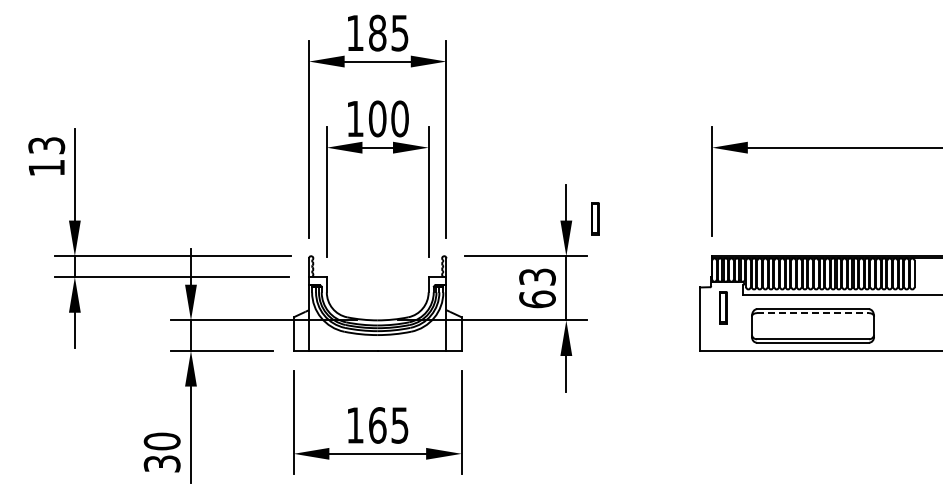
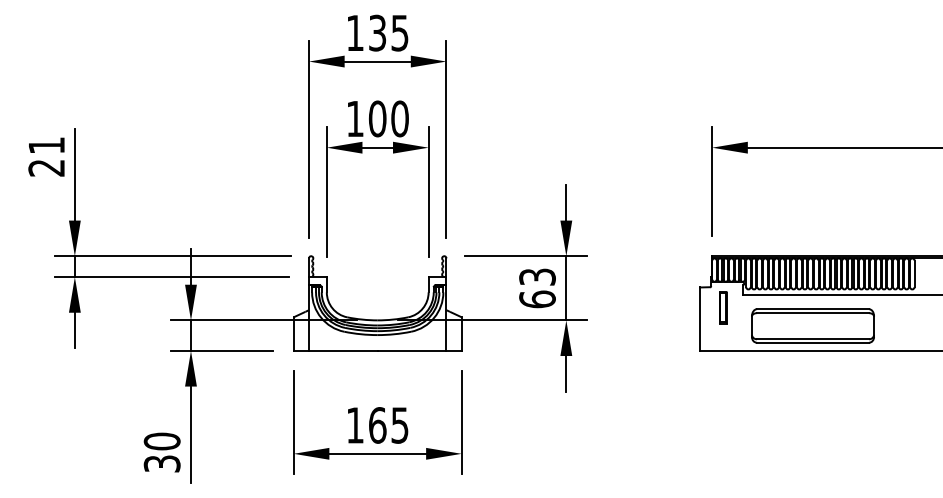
text: 185 -> 135 (377, 32)
text: 13 -> 21 (46, 156)
part: present -> none (595, 218)
line: dashed -> solid (813, 313)
